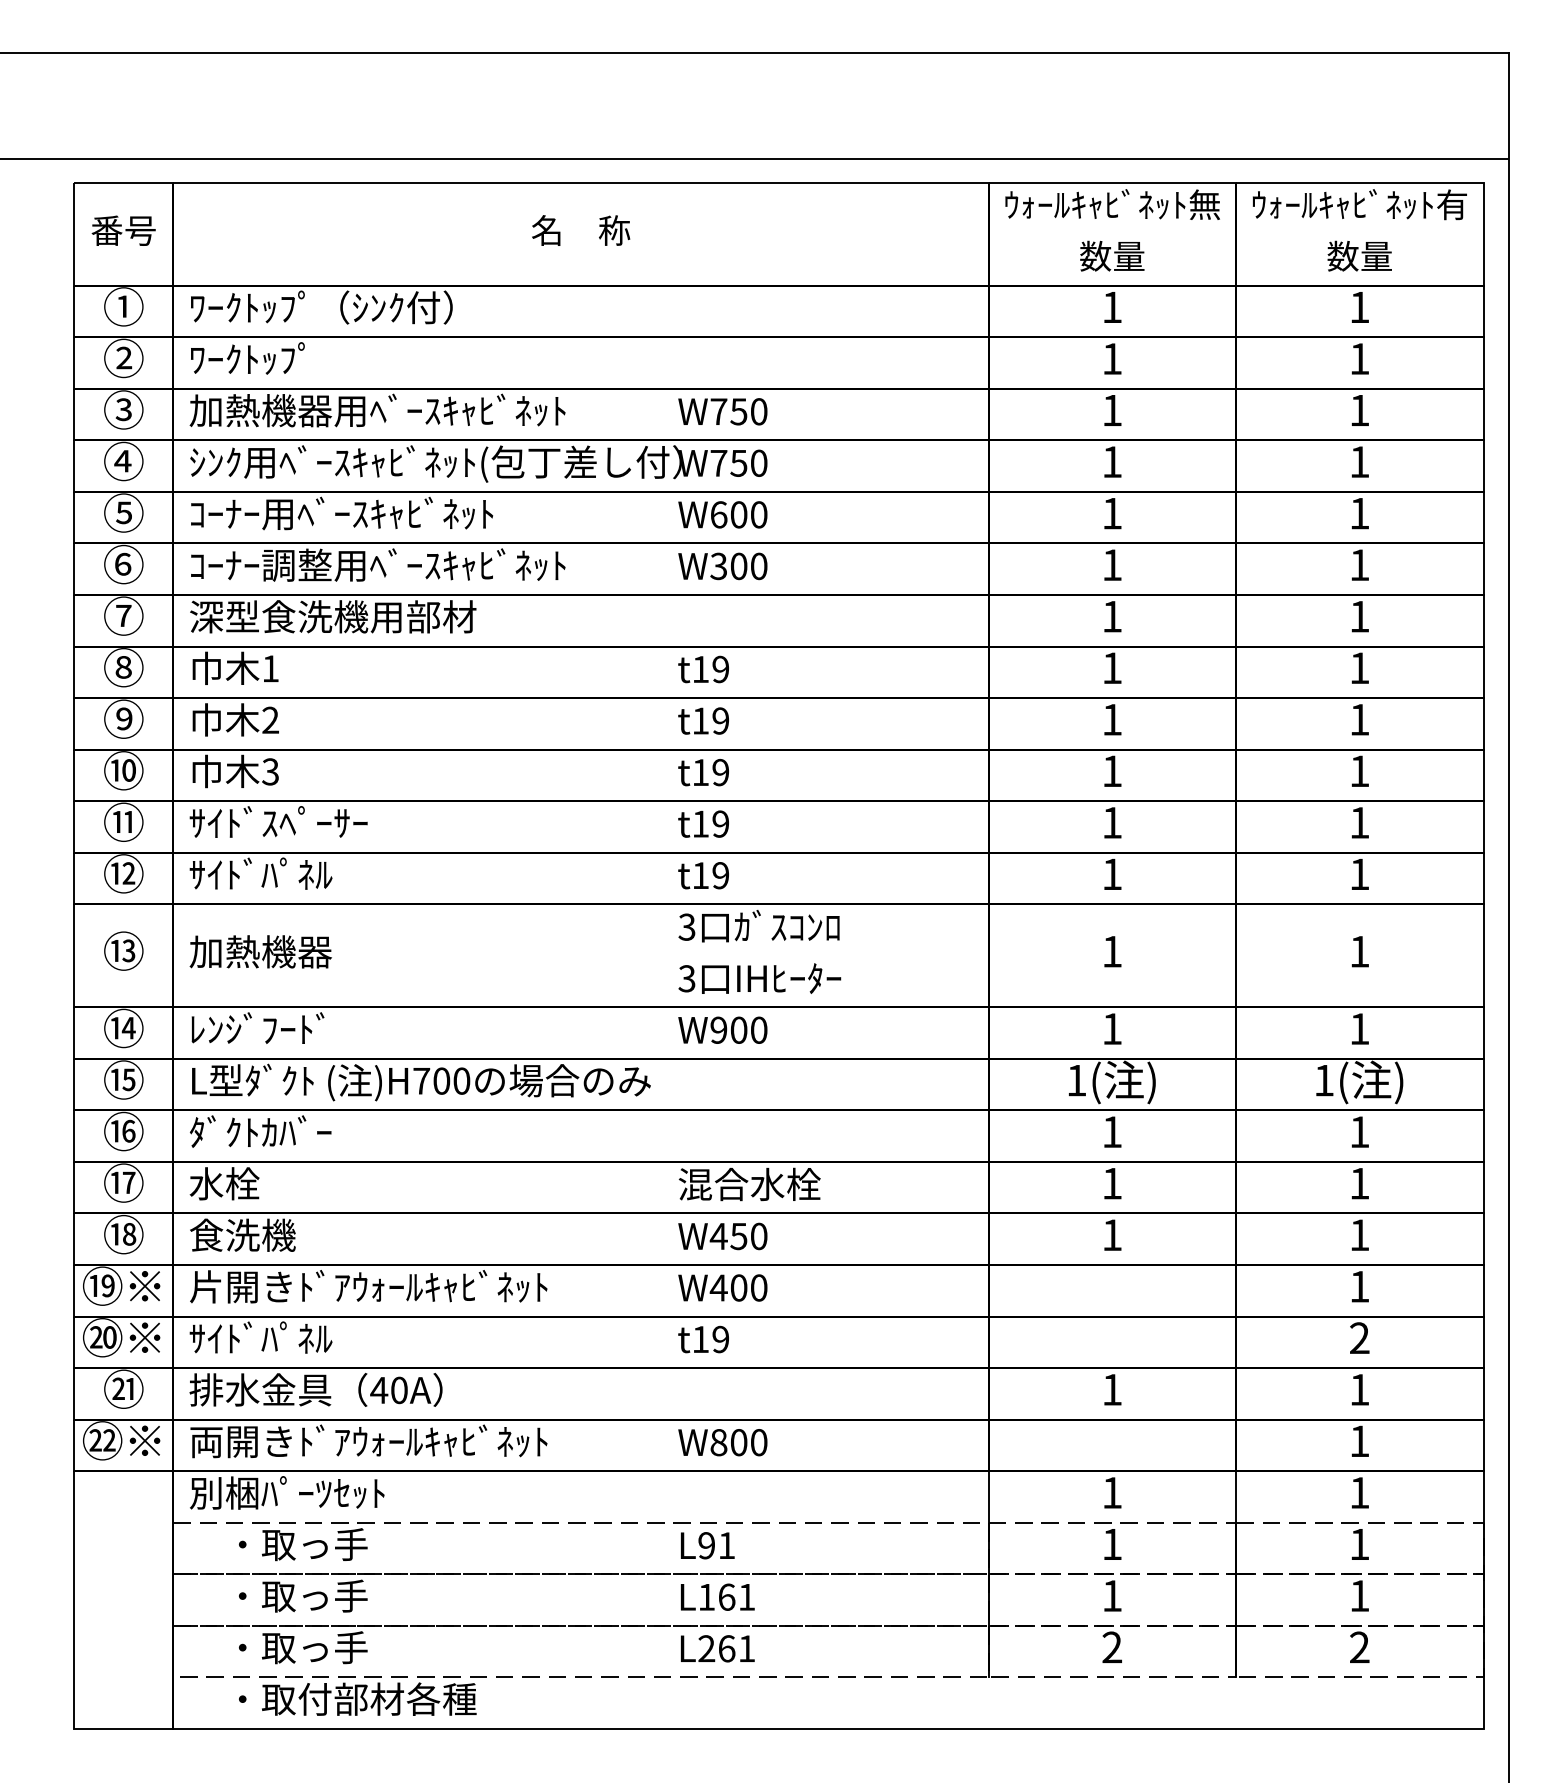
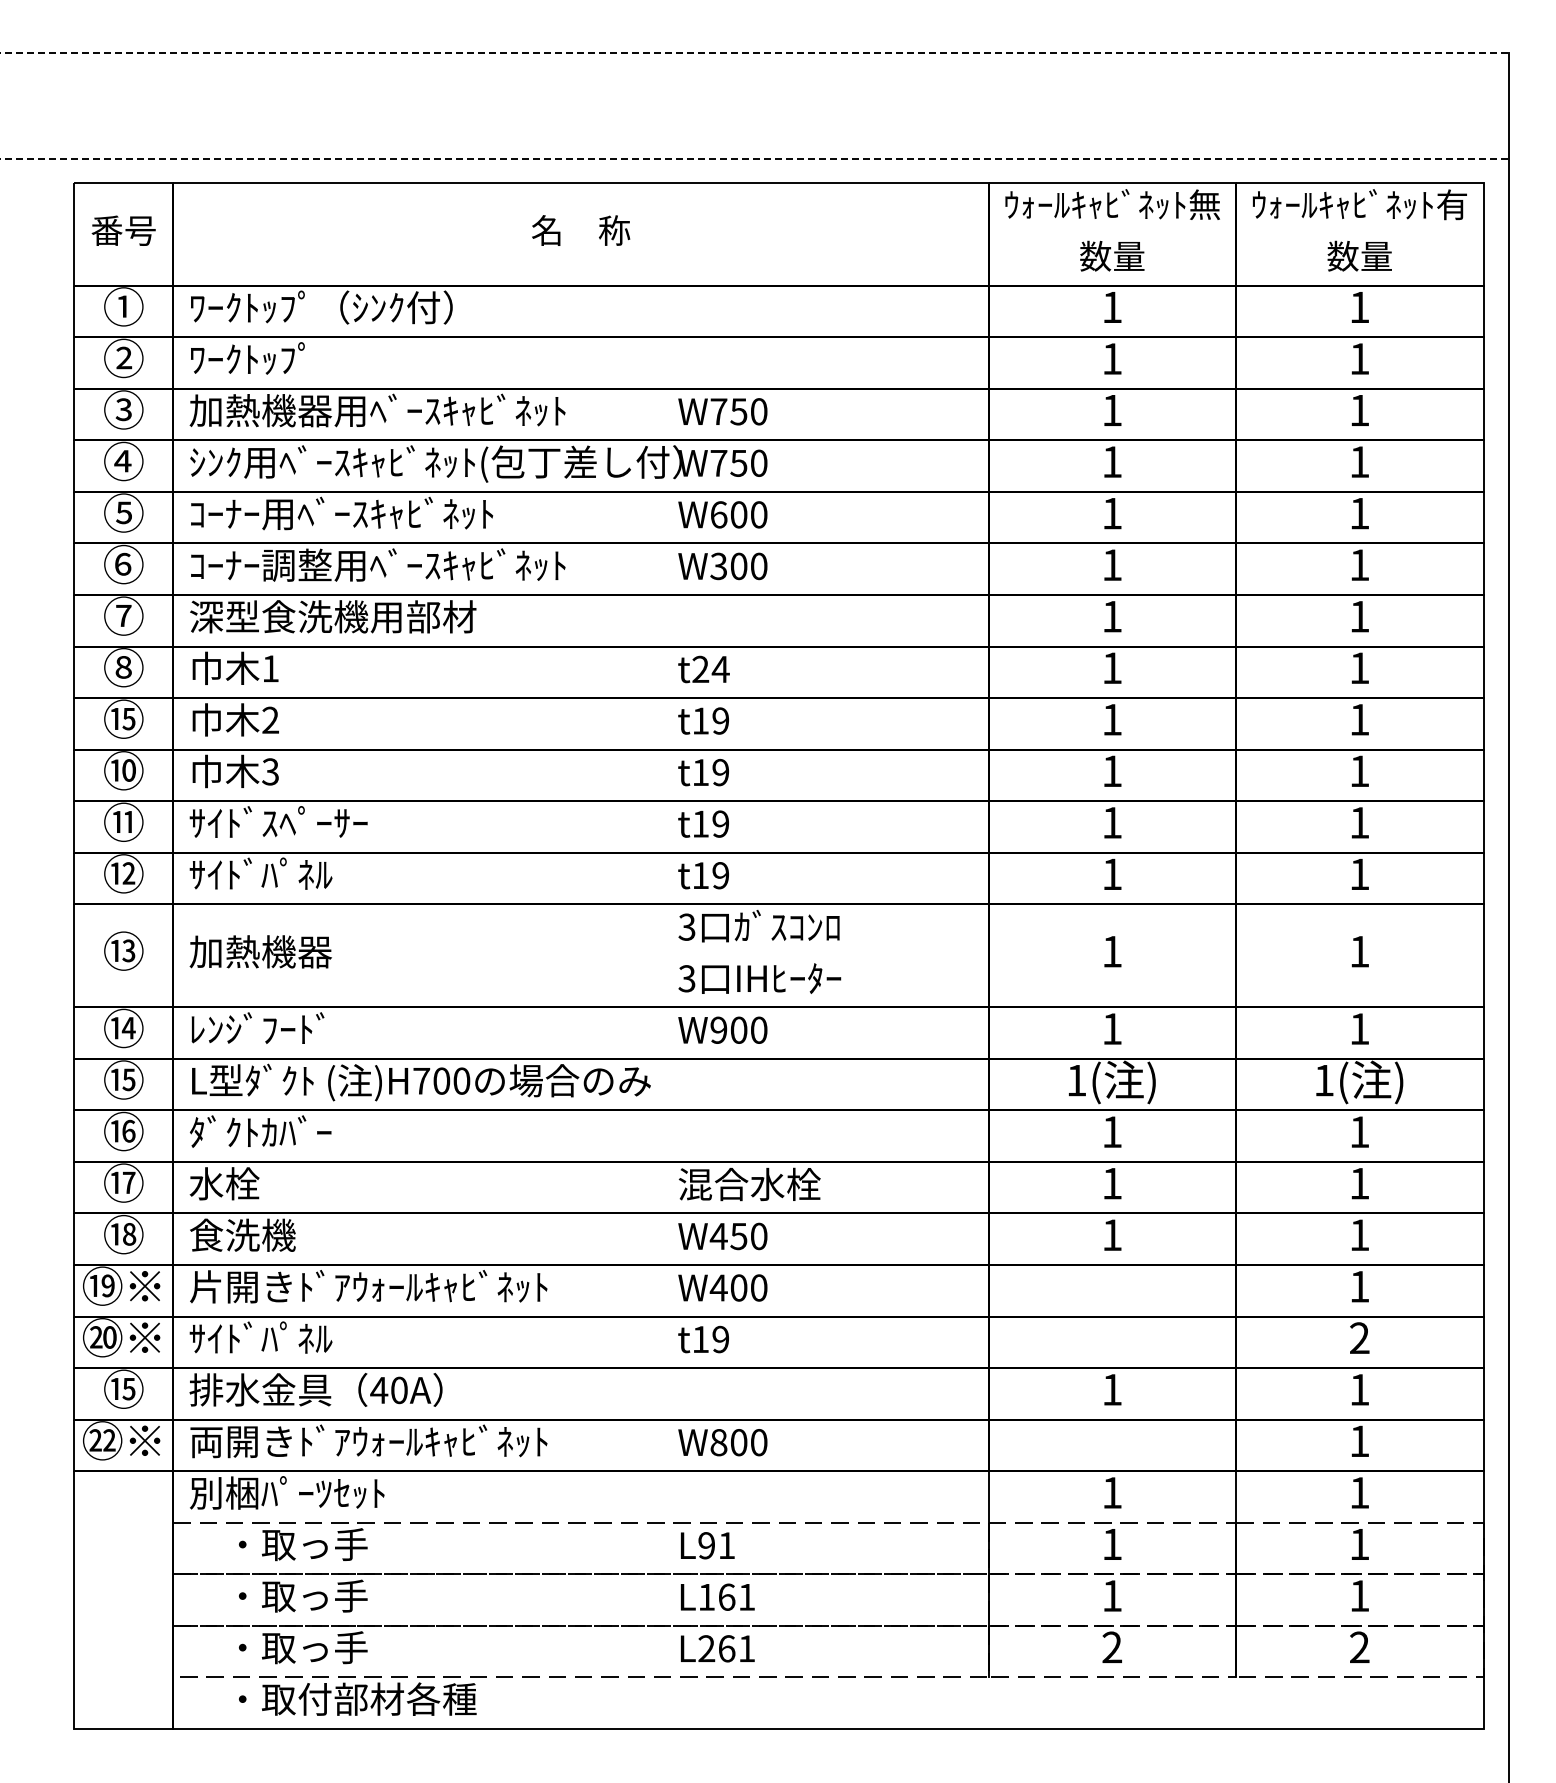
line: solid -> dashed (755, 53)
line: solid -> dashed (755, 159)
text: t19 -> t24 (710, 669)
text: ⑨ -> ⑮ (123, 718)
text: ㉑ -> ⑮ (123, 1388)
